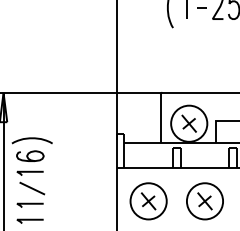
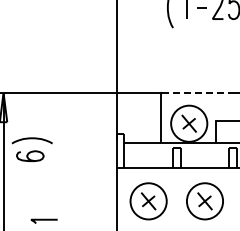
line: solid -> dashed (198, 92)
part: present -> none (30, 188)
line position: (29, 220) -> (43, 220) (43, 220)
